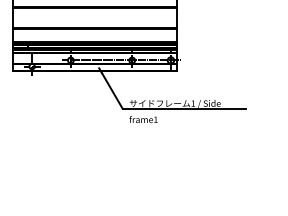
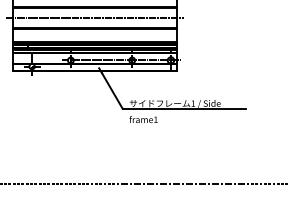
line: none -> present (94, 17)
line: none -> present (143, 184)
